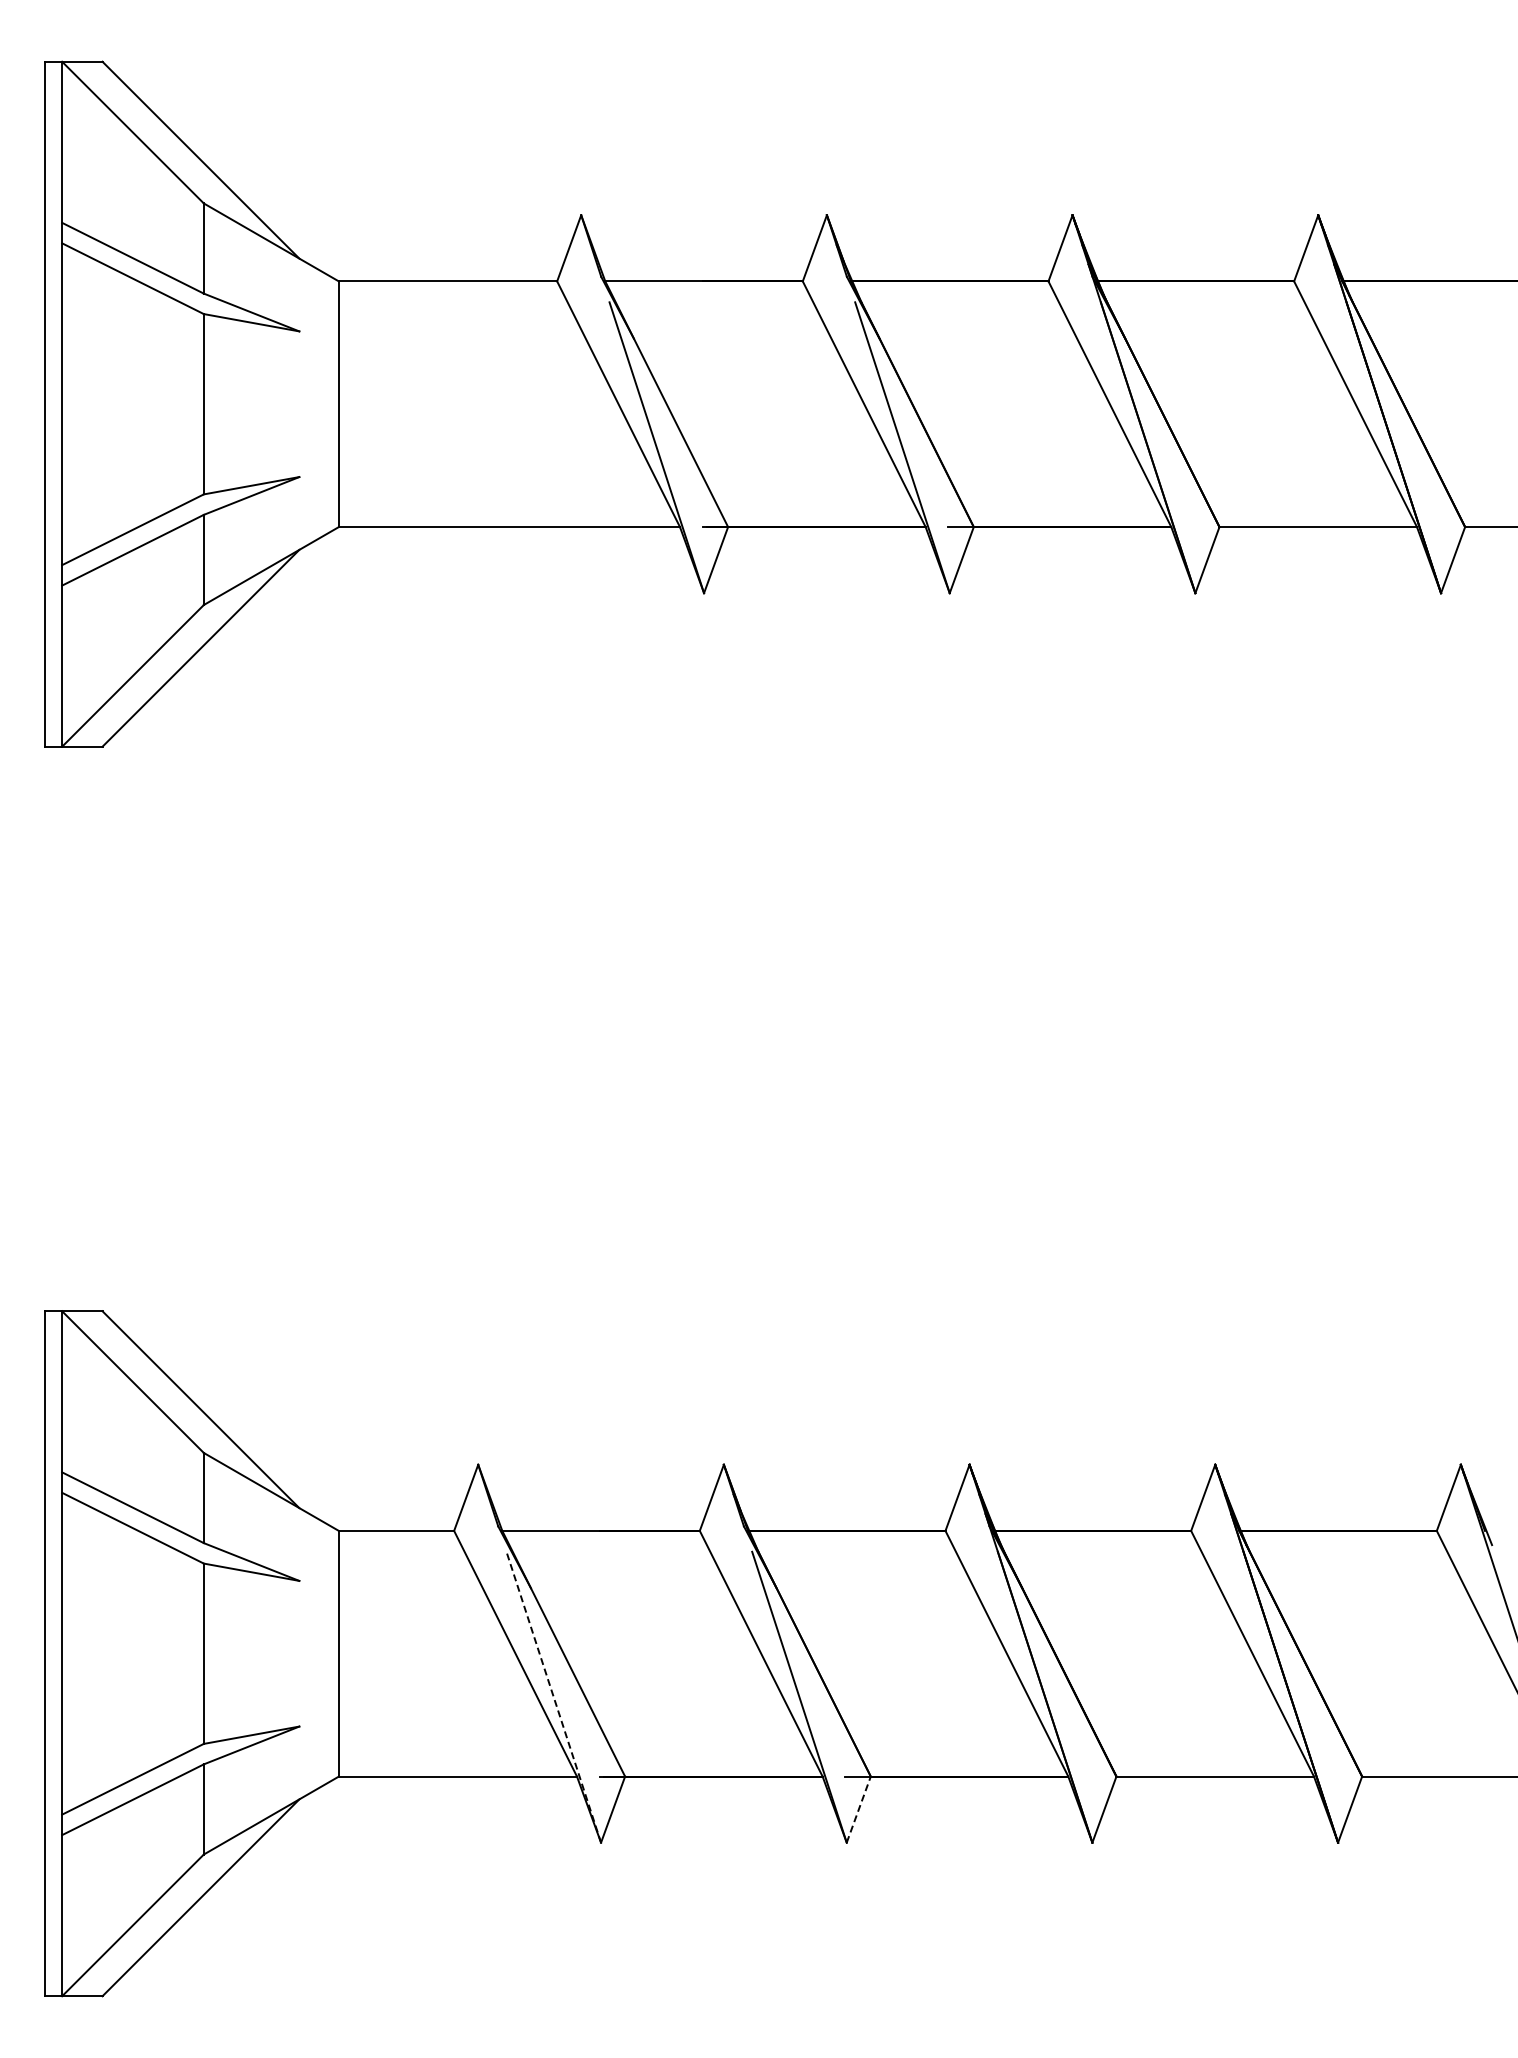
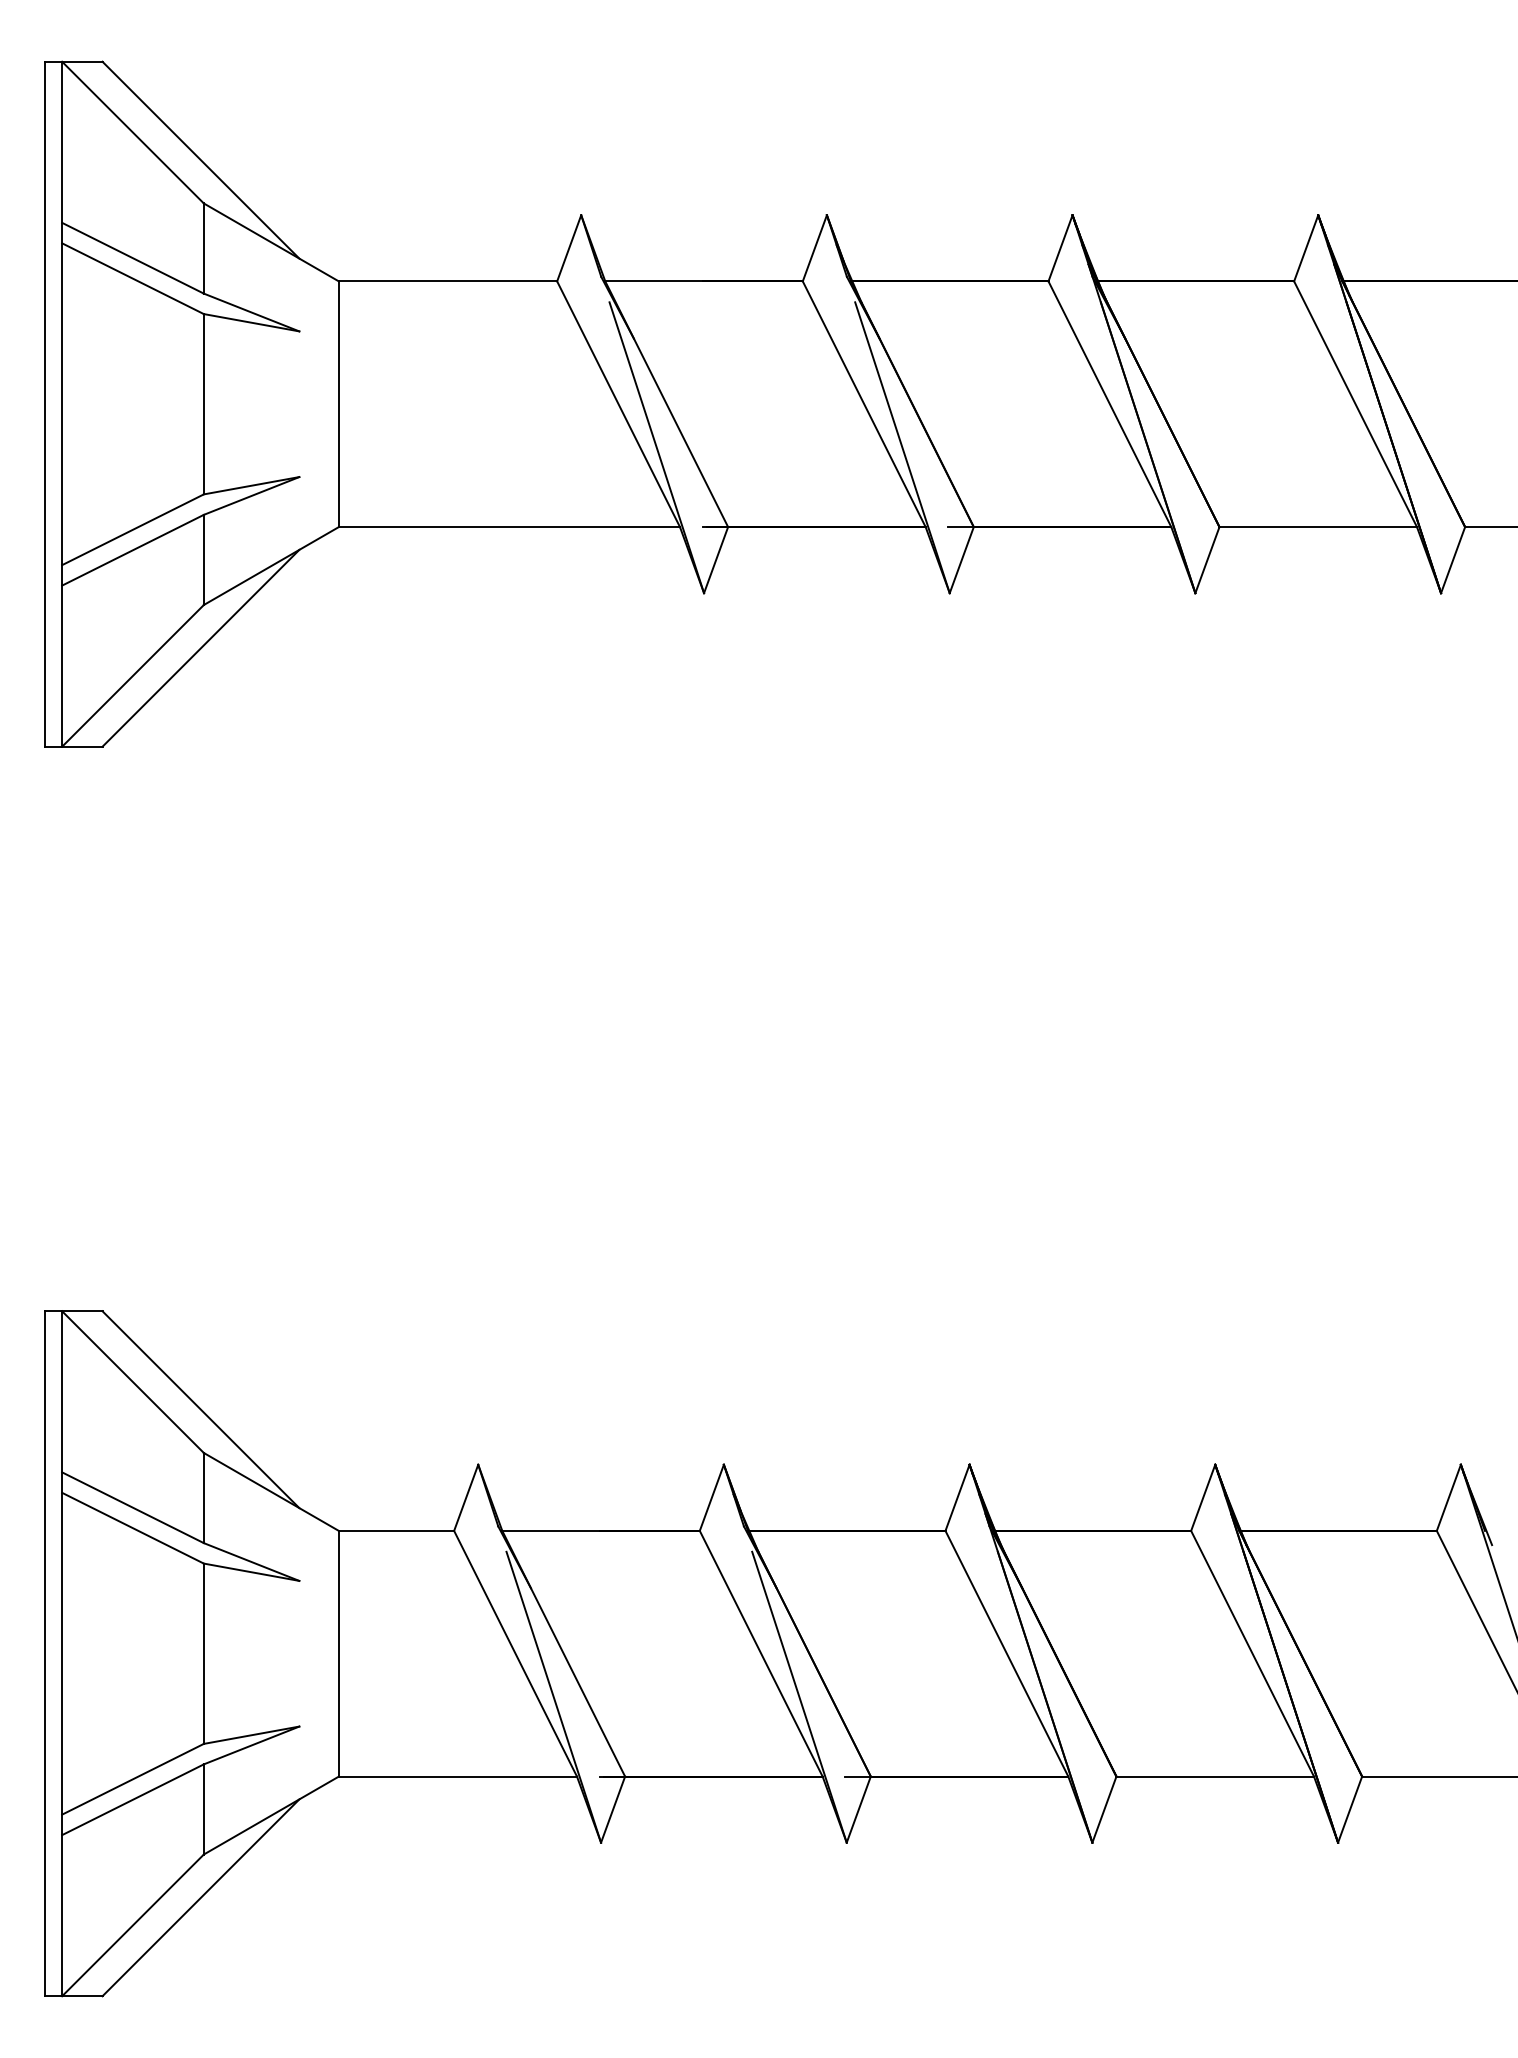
line: dashed -> solid (553, 1697)
line: dashed -> solid (858, 1809)
